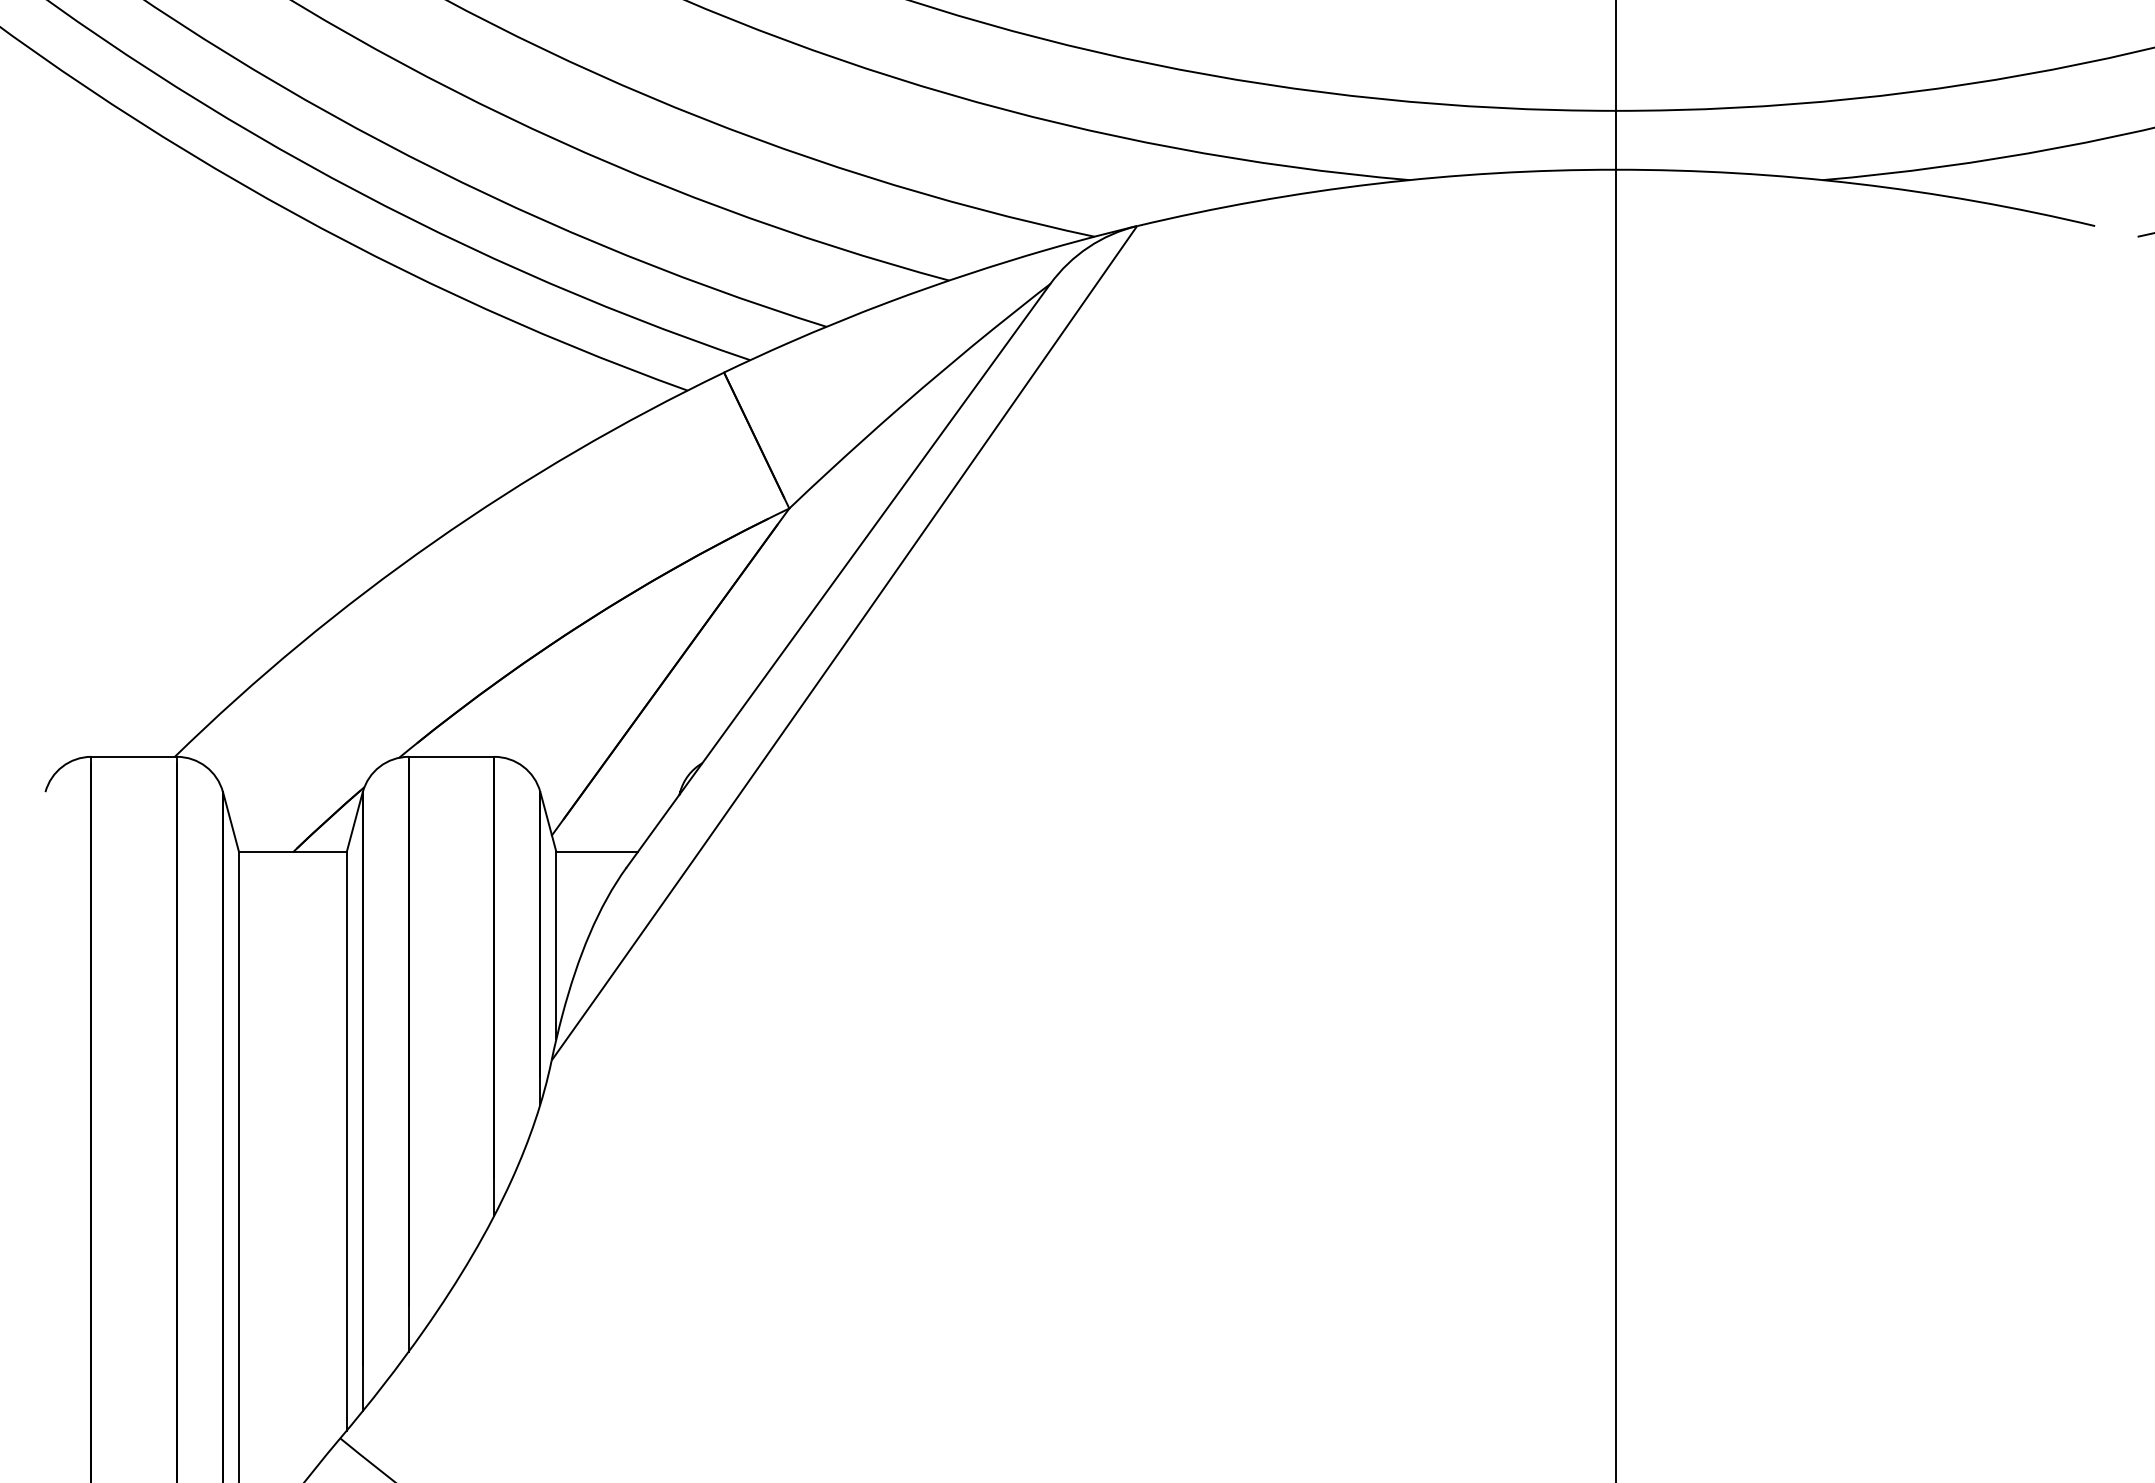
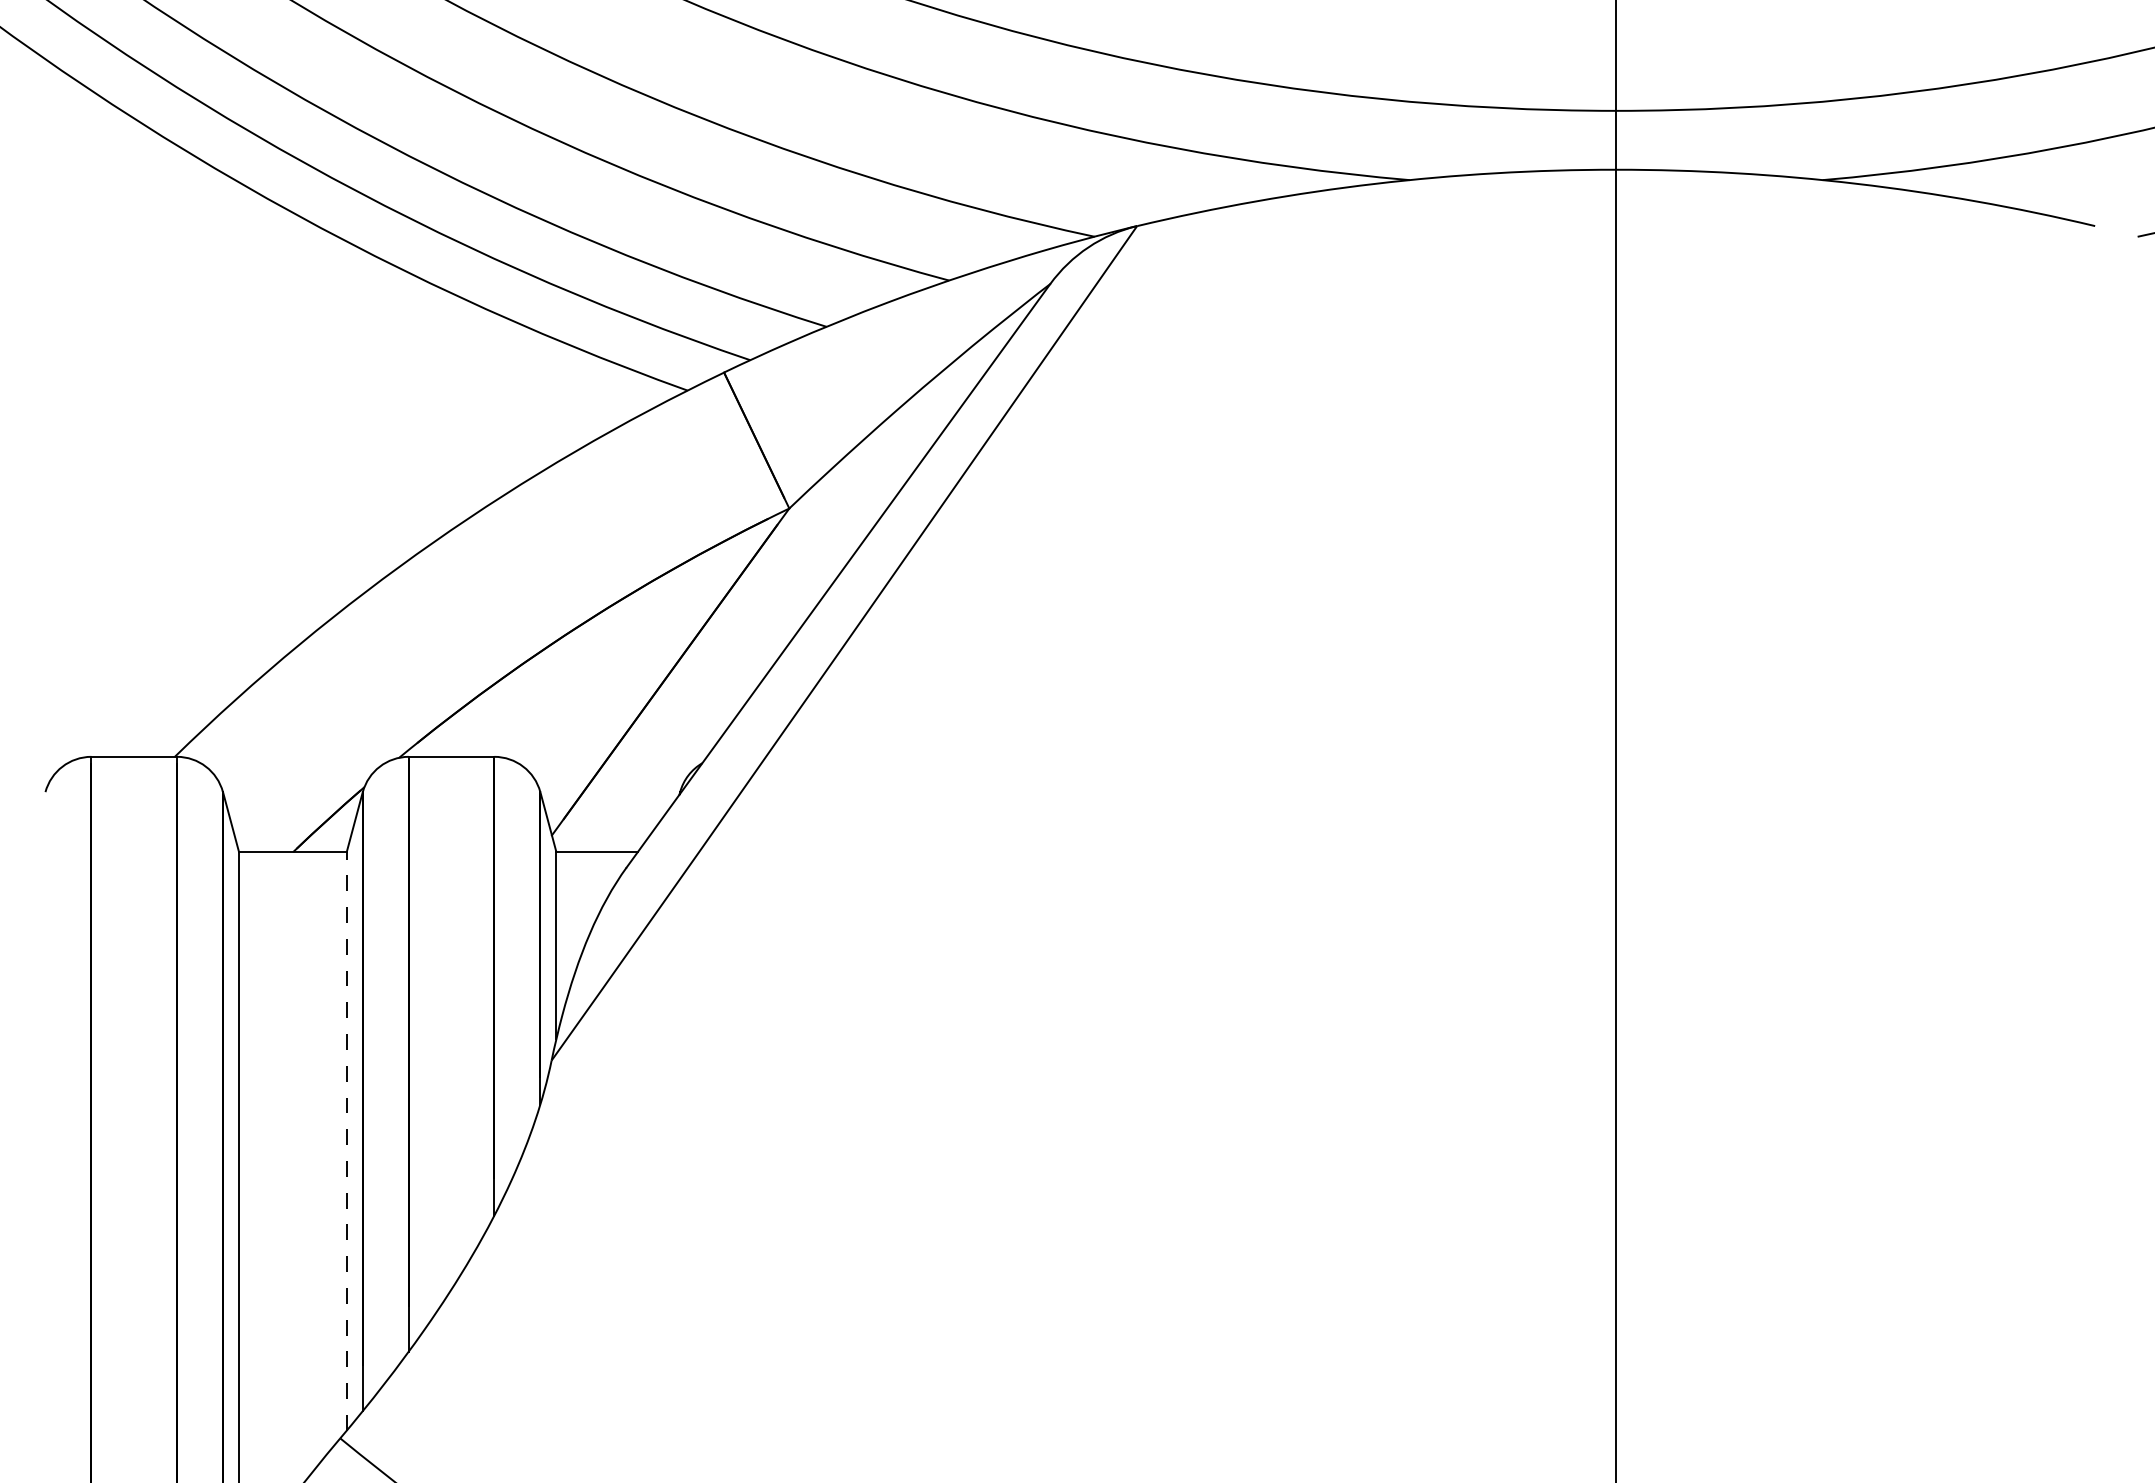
line: solid -> dashed (346, 1140)
